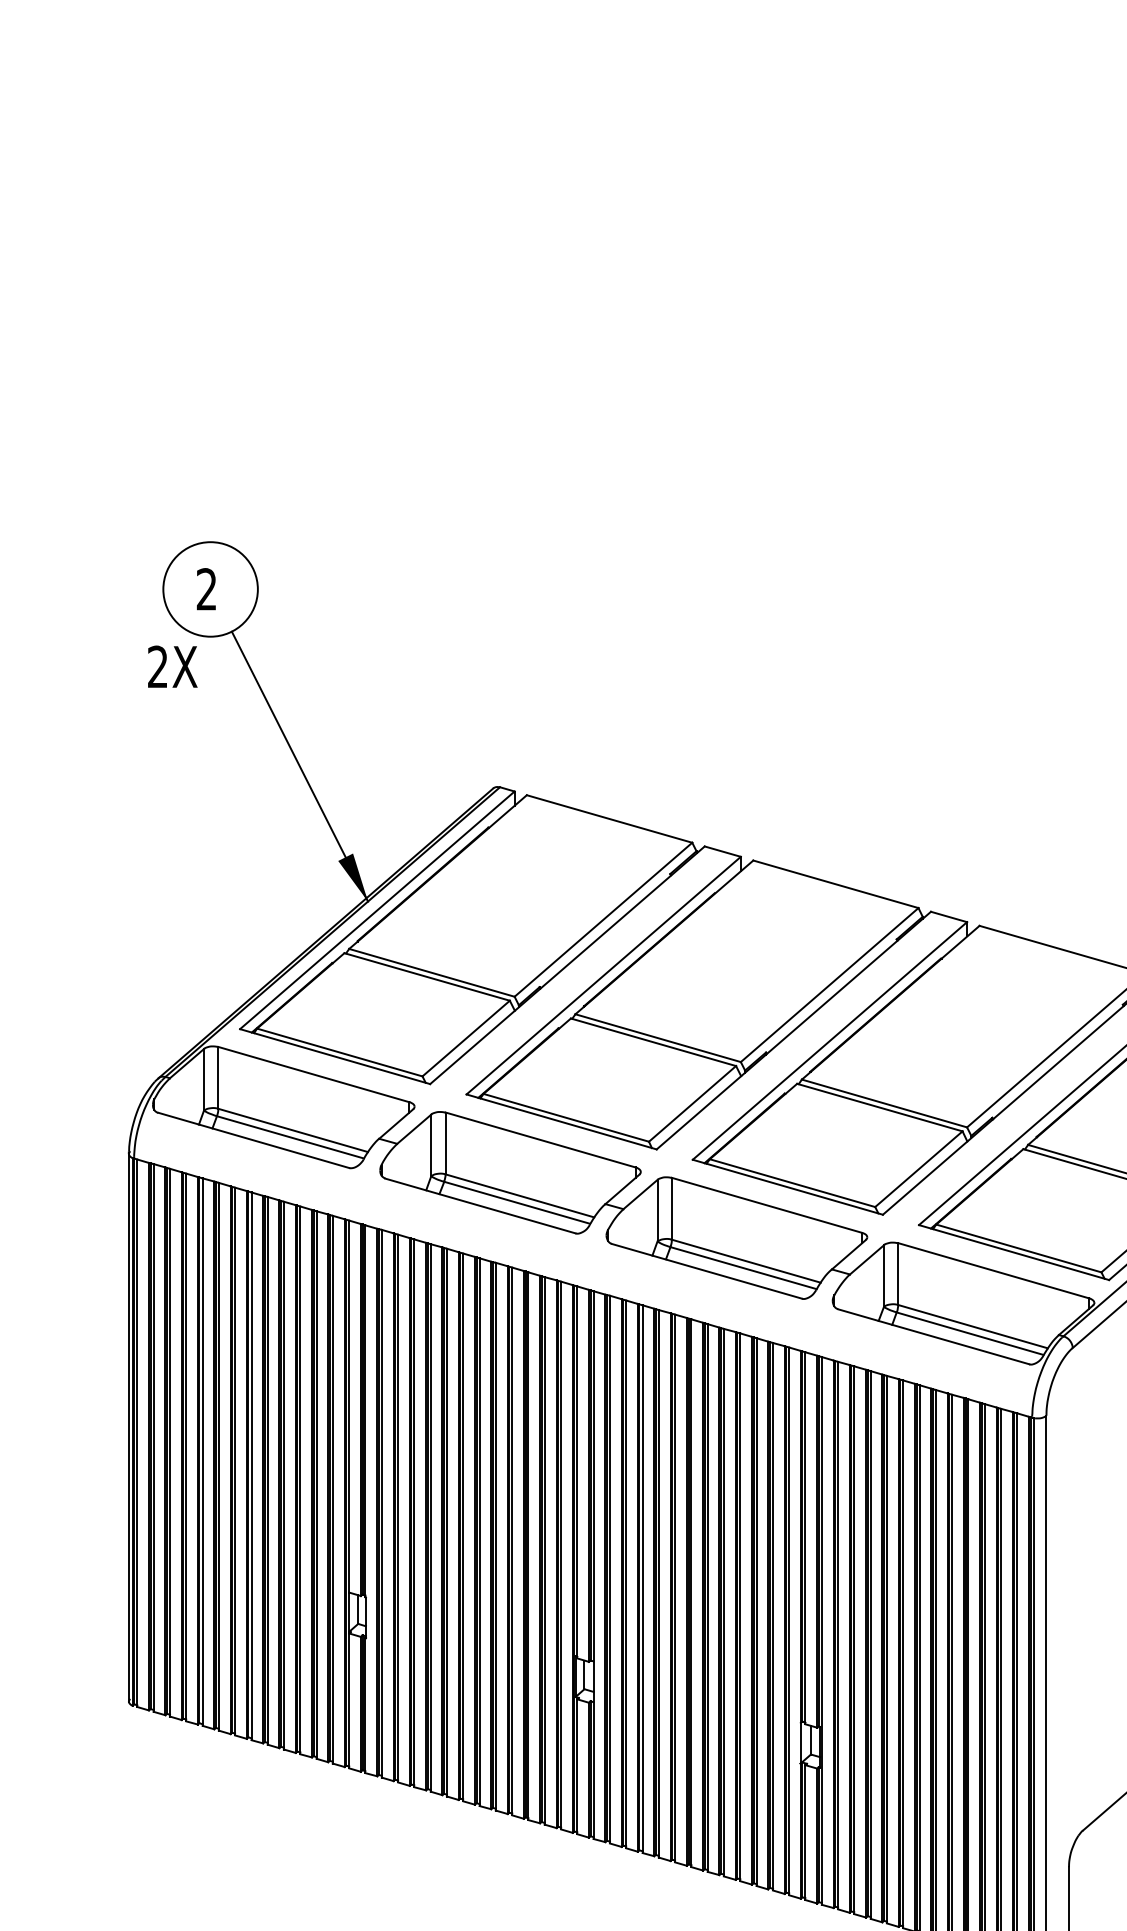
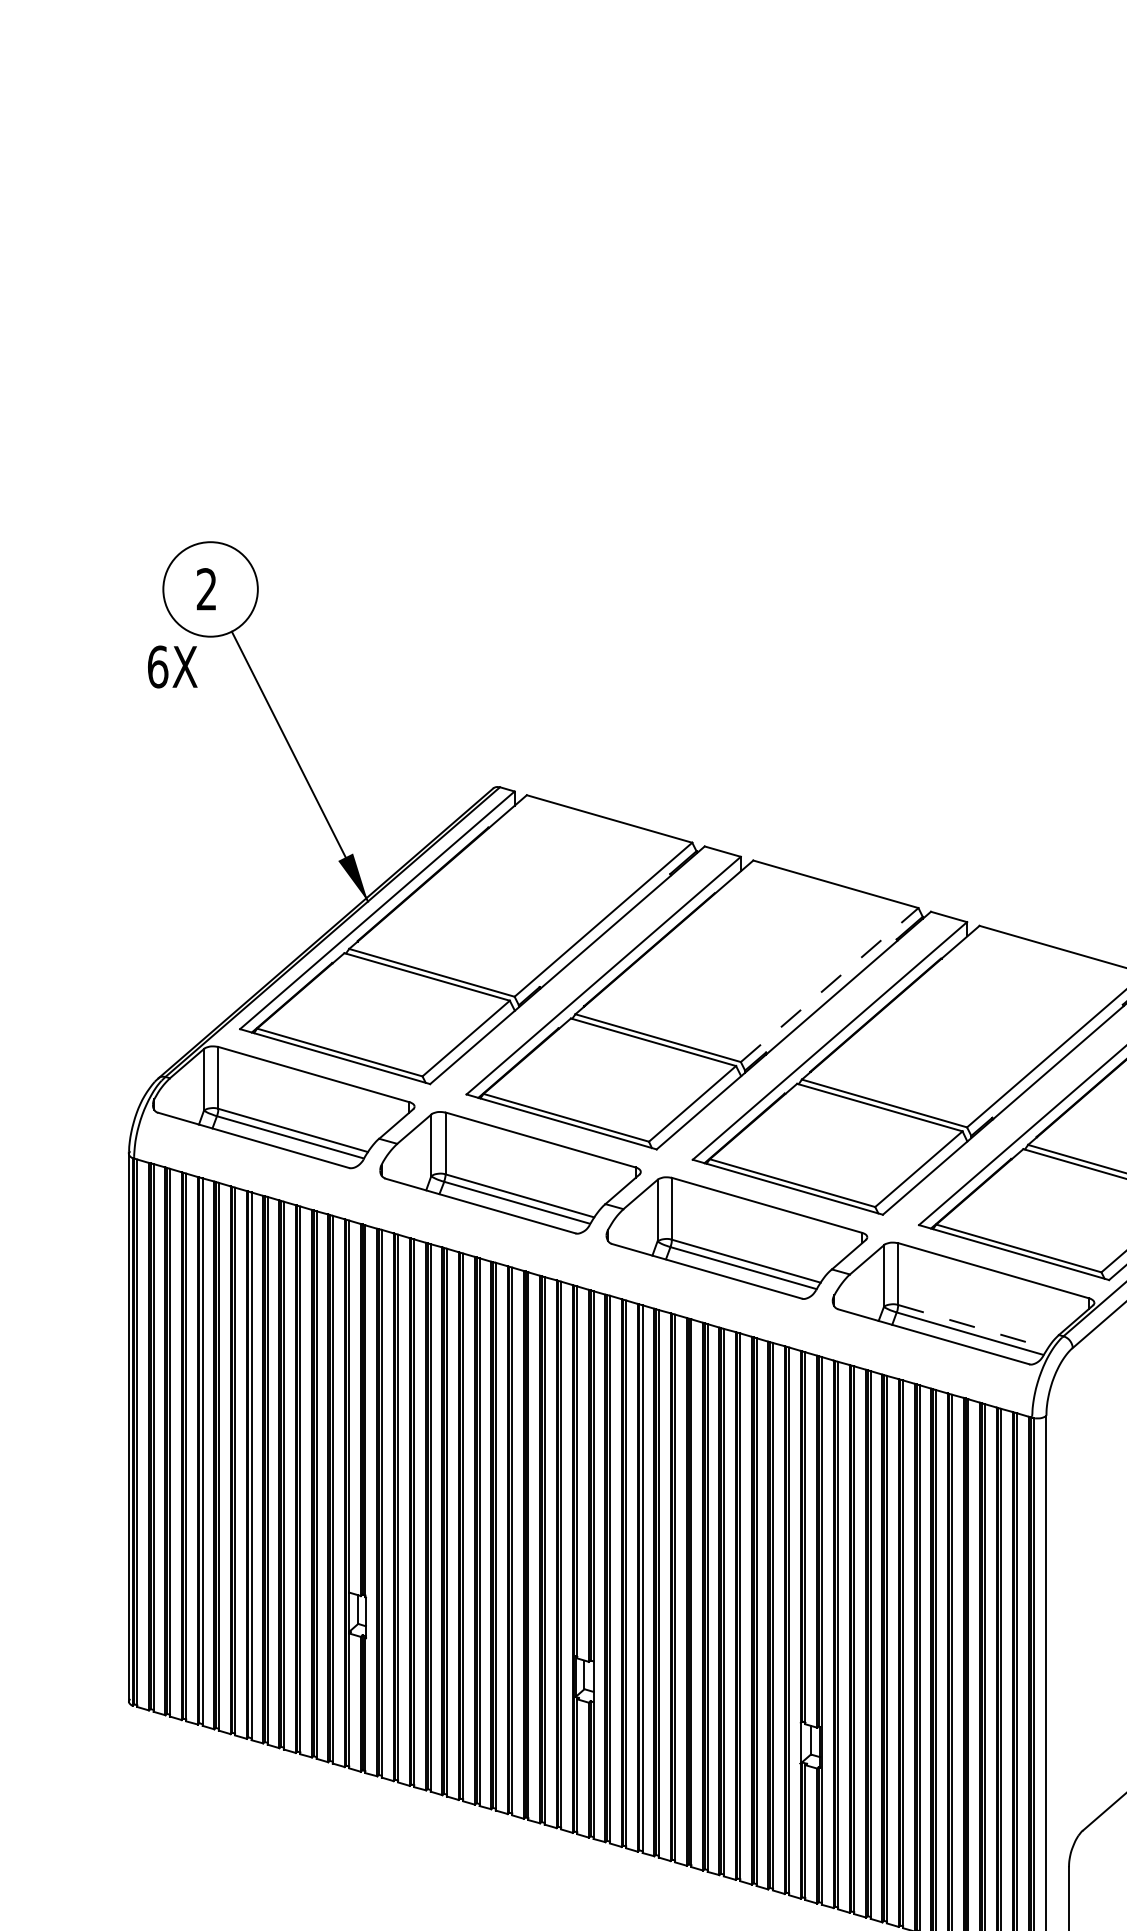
text: 2X -> 6X (158, 666)
line: solid -> dashed (829, 985)
line: solid -> dashed (973, 1326)
